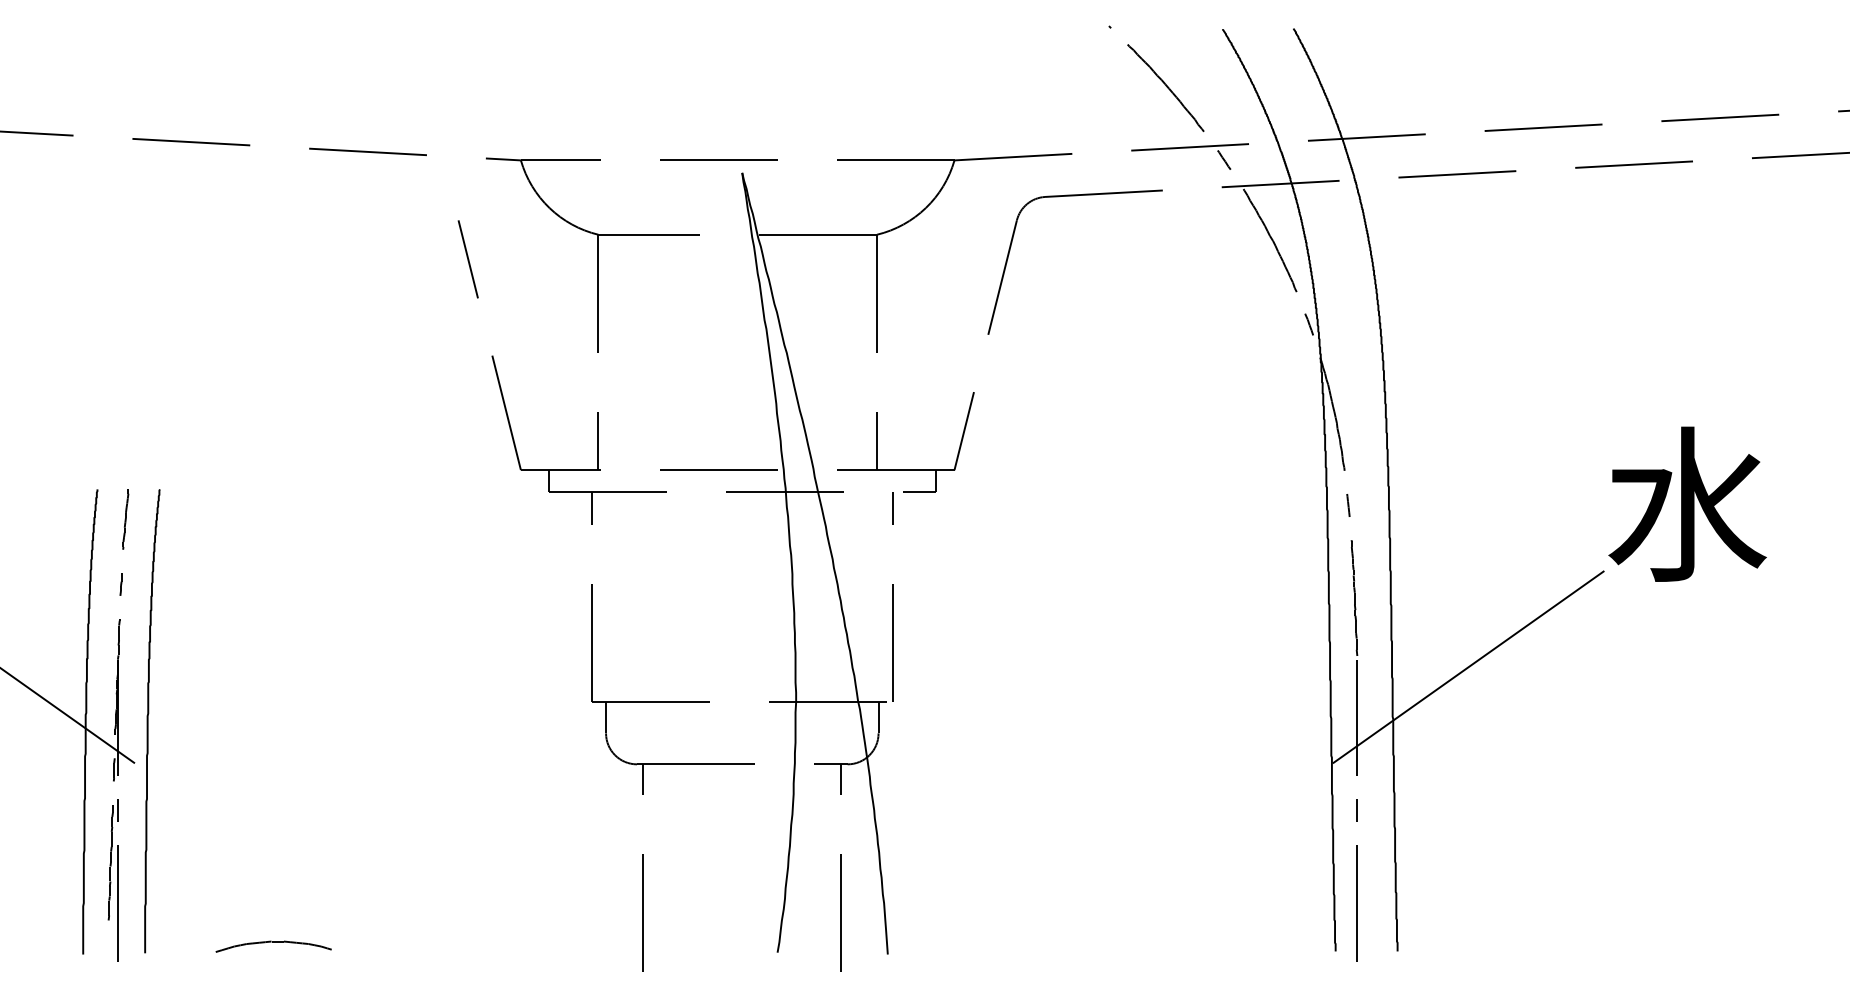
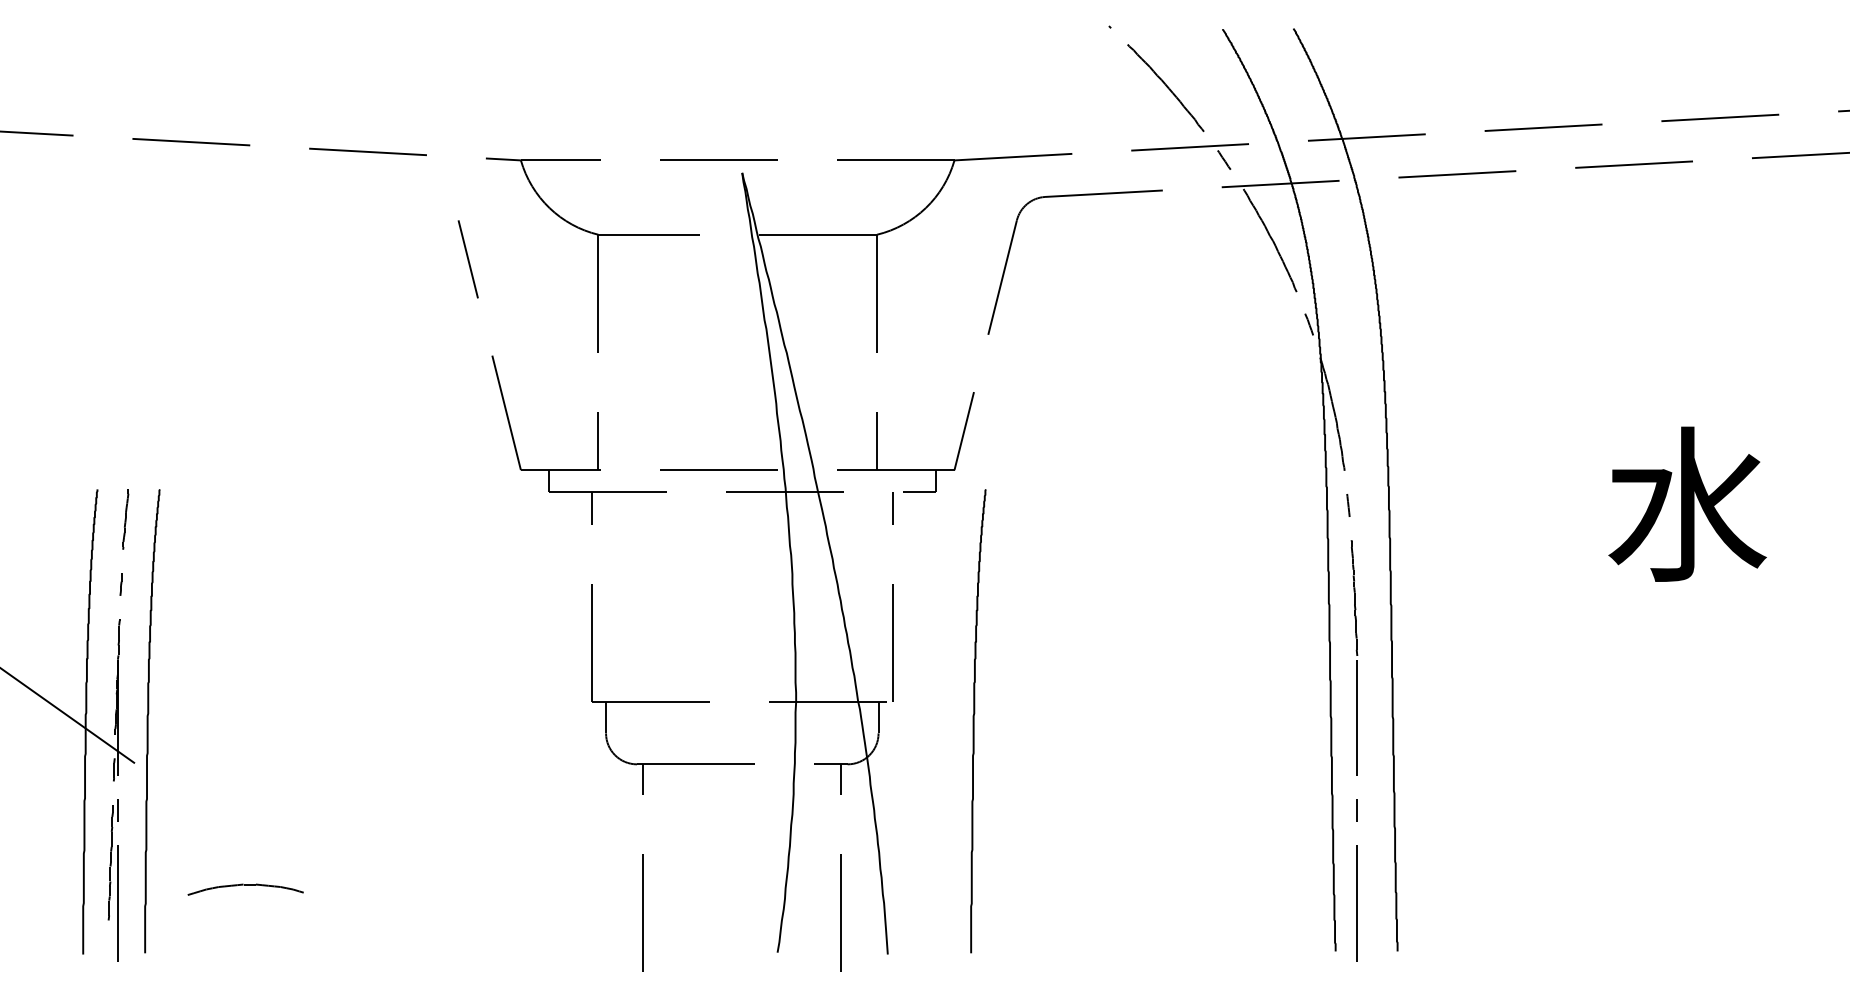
line: present -> none (1468, 666)
curve: none -> present (974, 721)
curve position: (273, 942) -> (245, 885) (245, 885)
